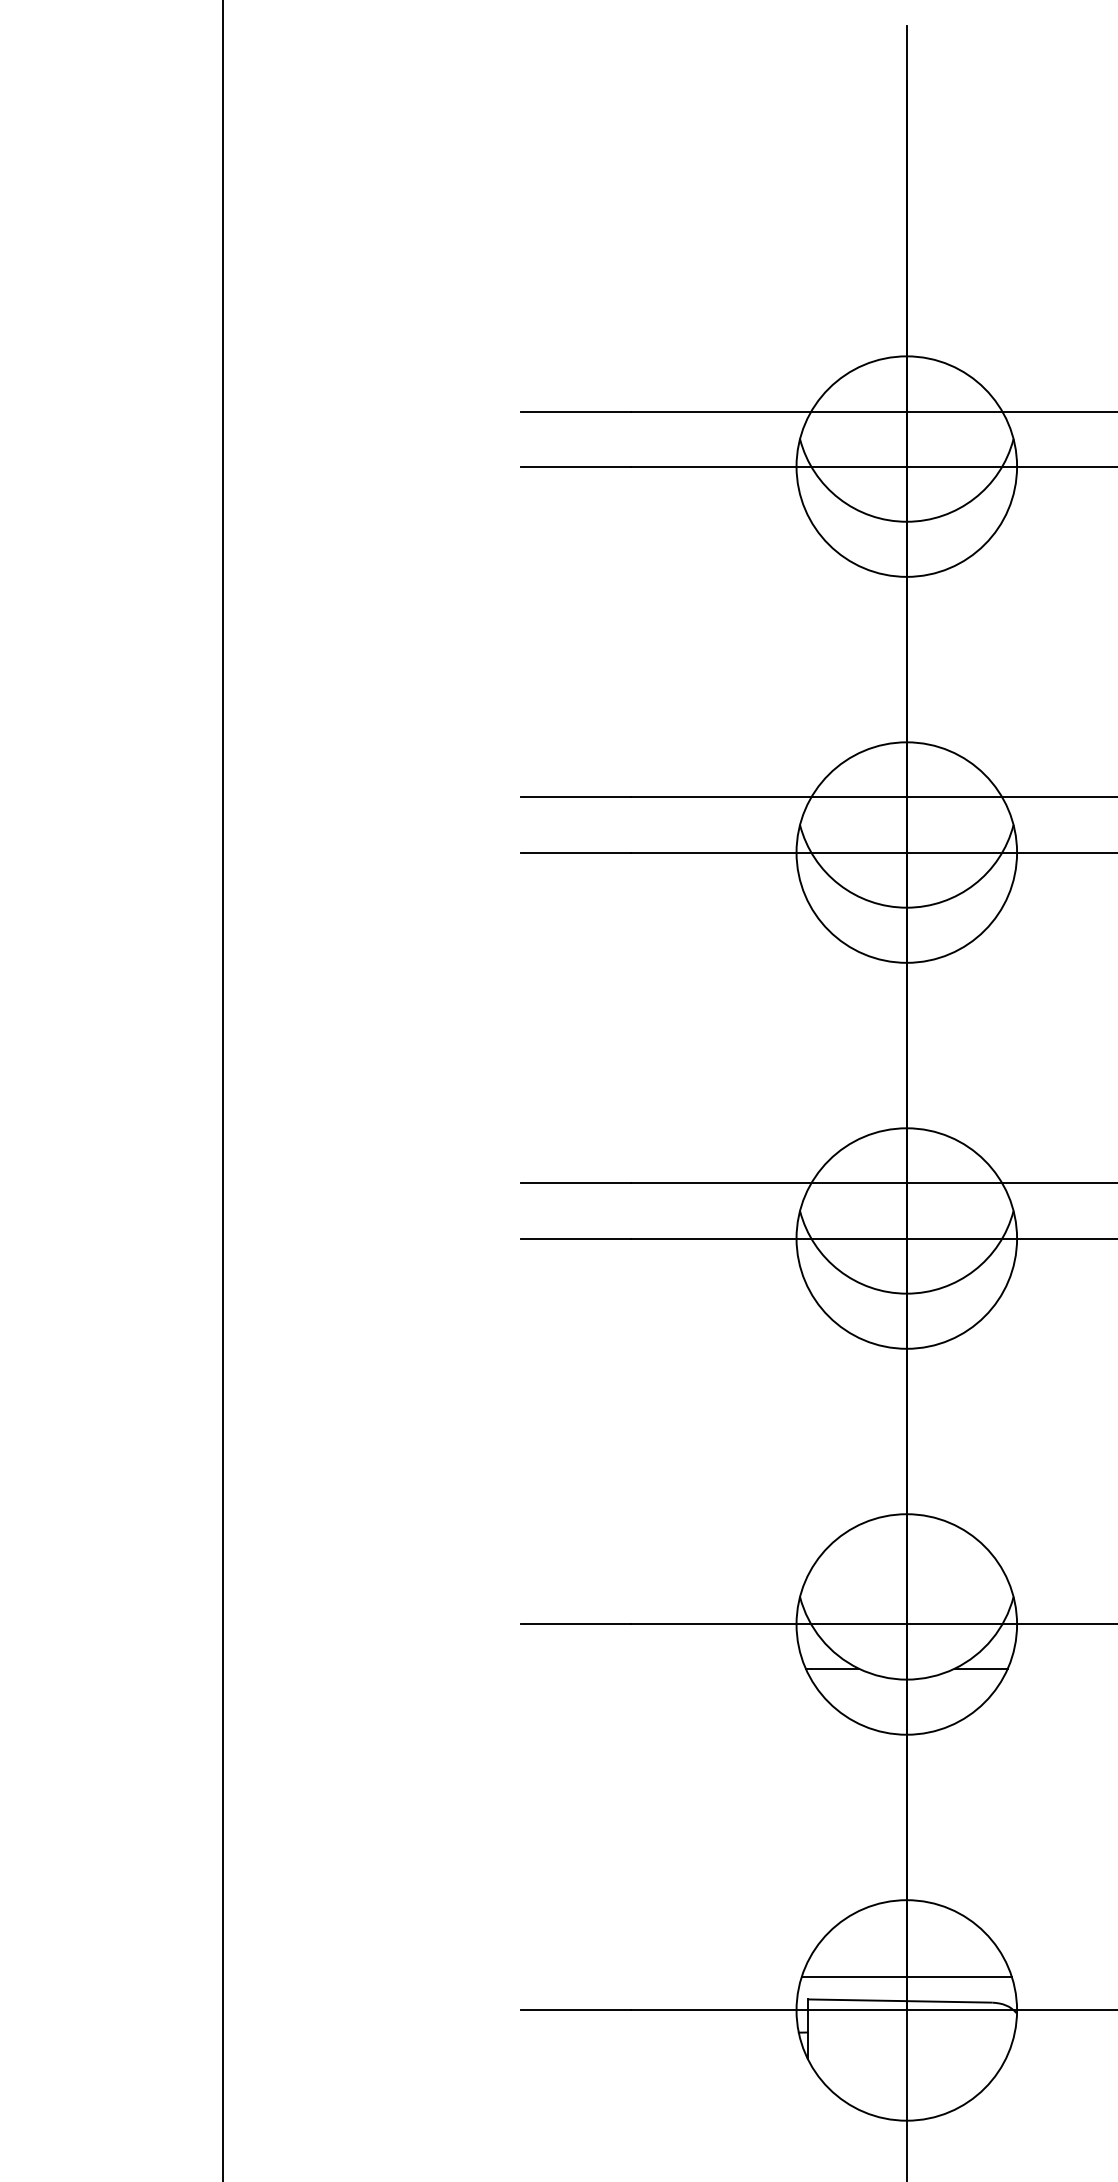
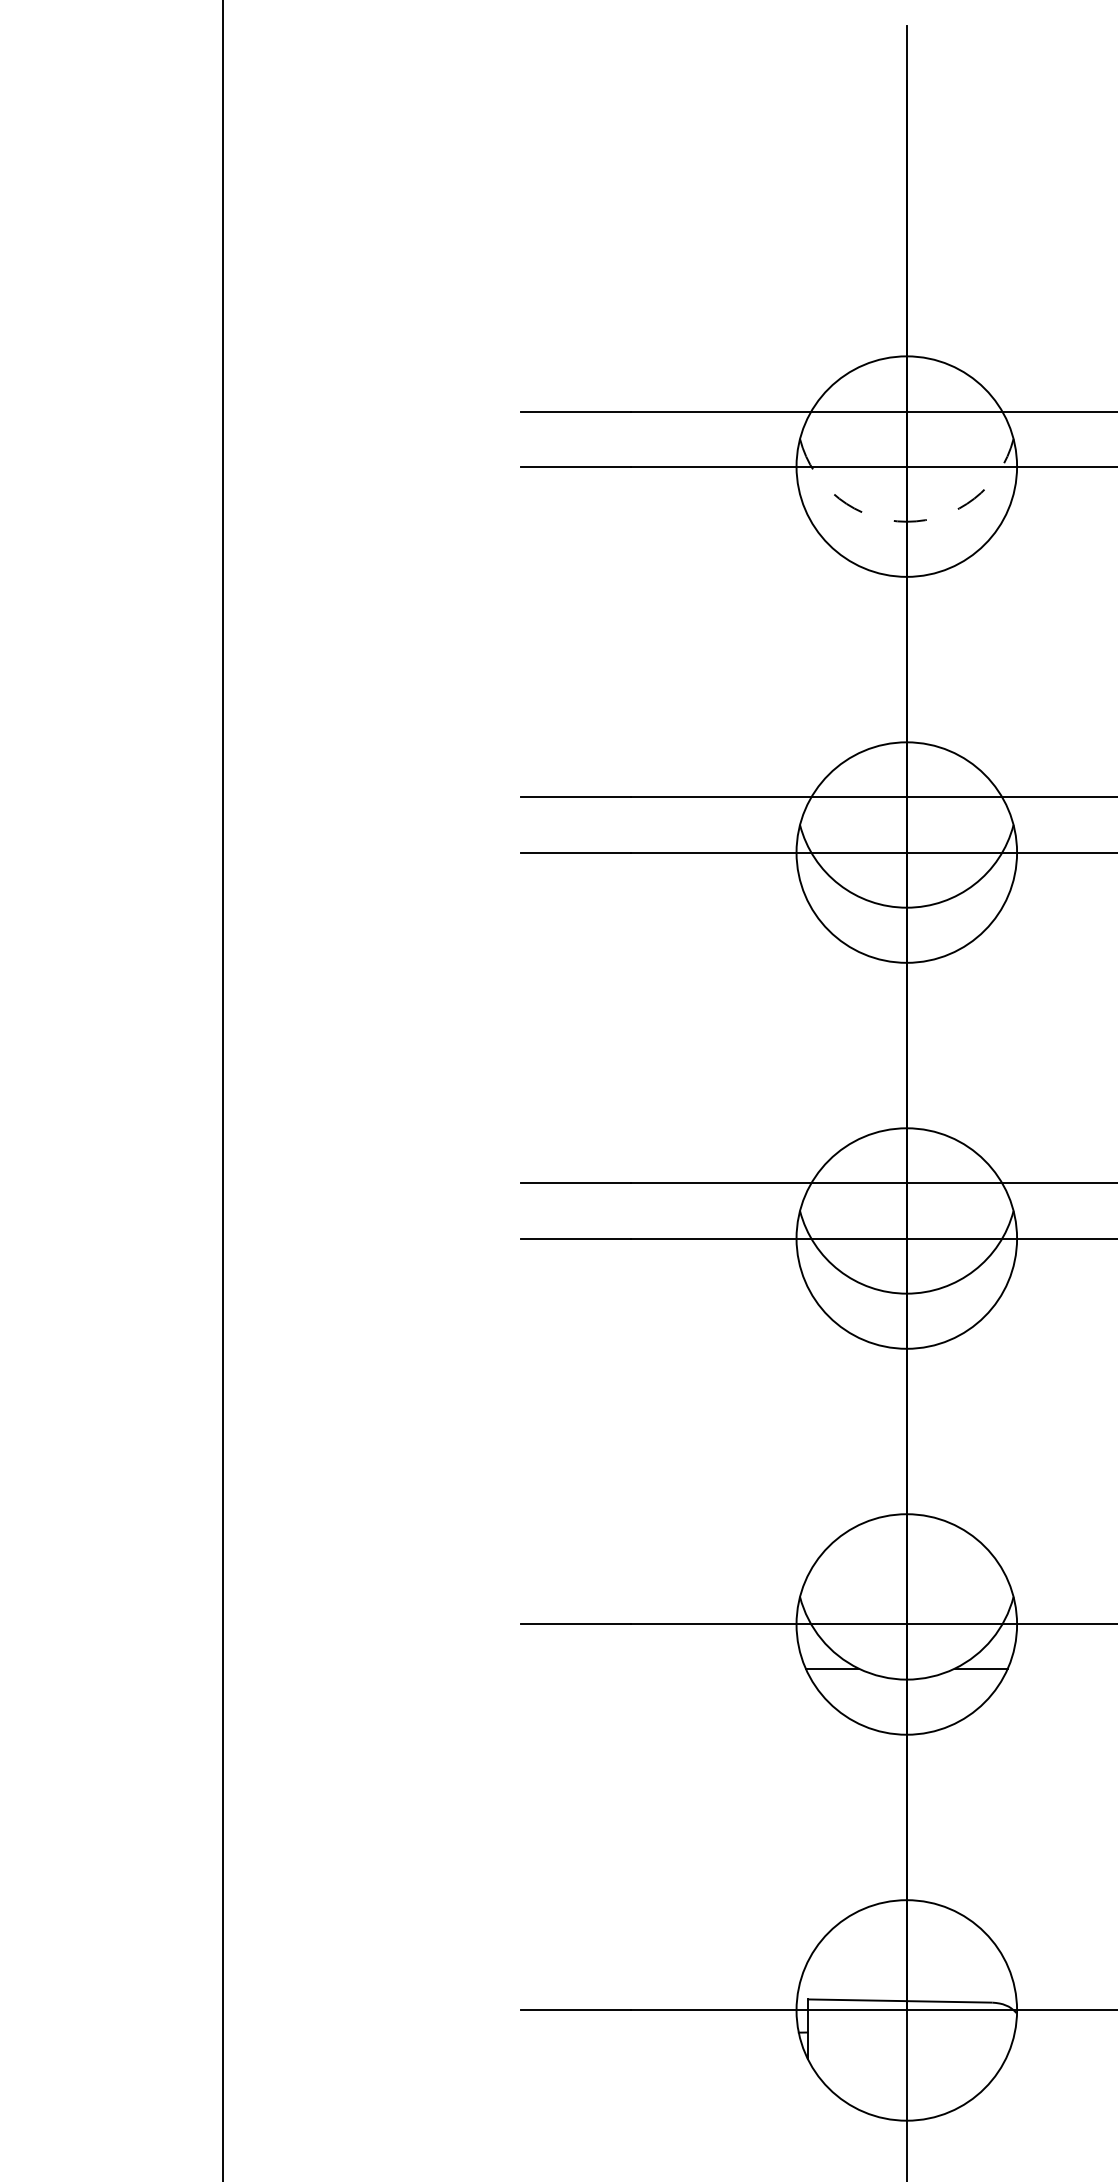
arc: solid -> dashed (906, 521)
line: present -> none (906, 1977)
